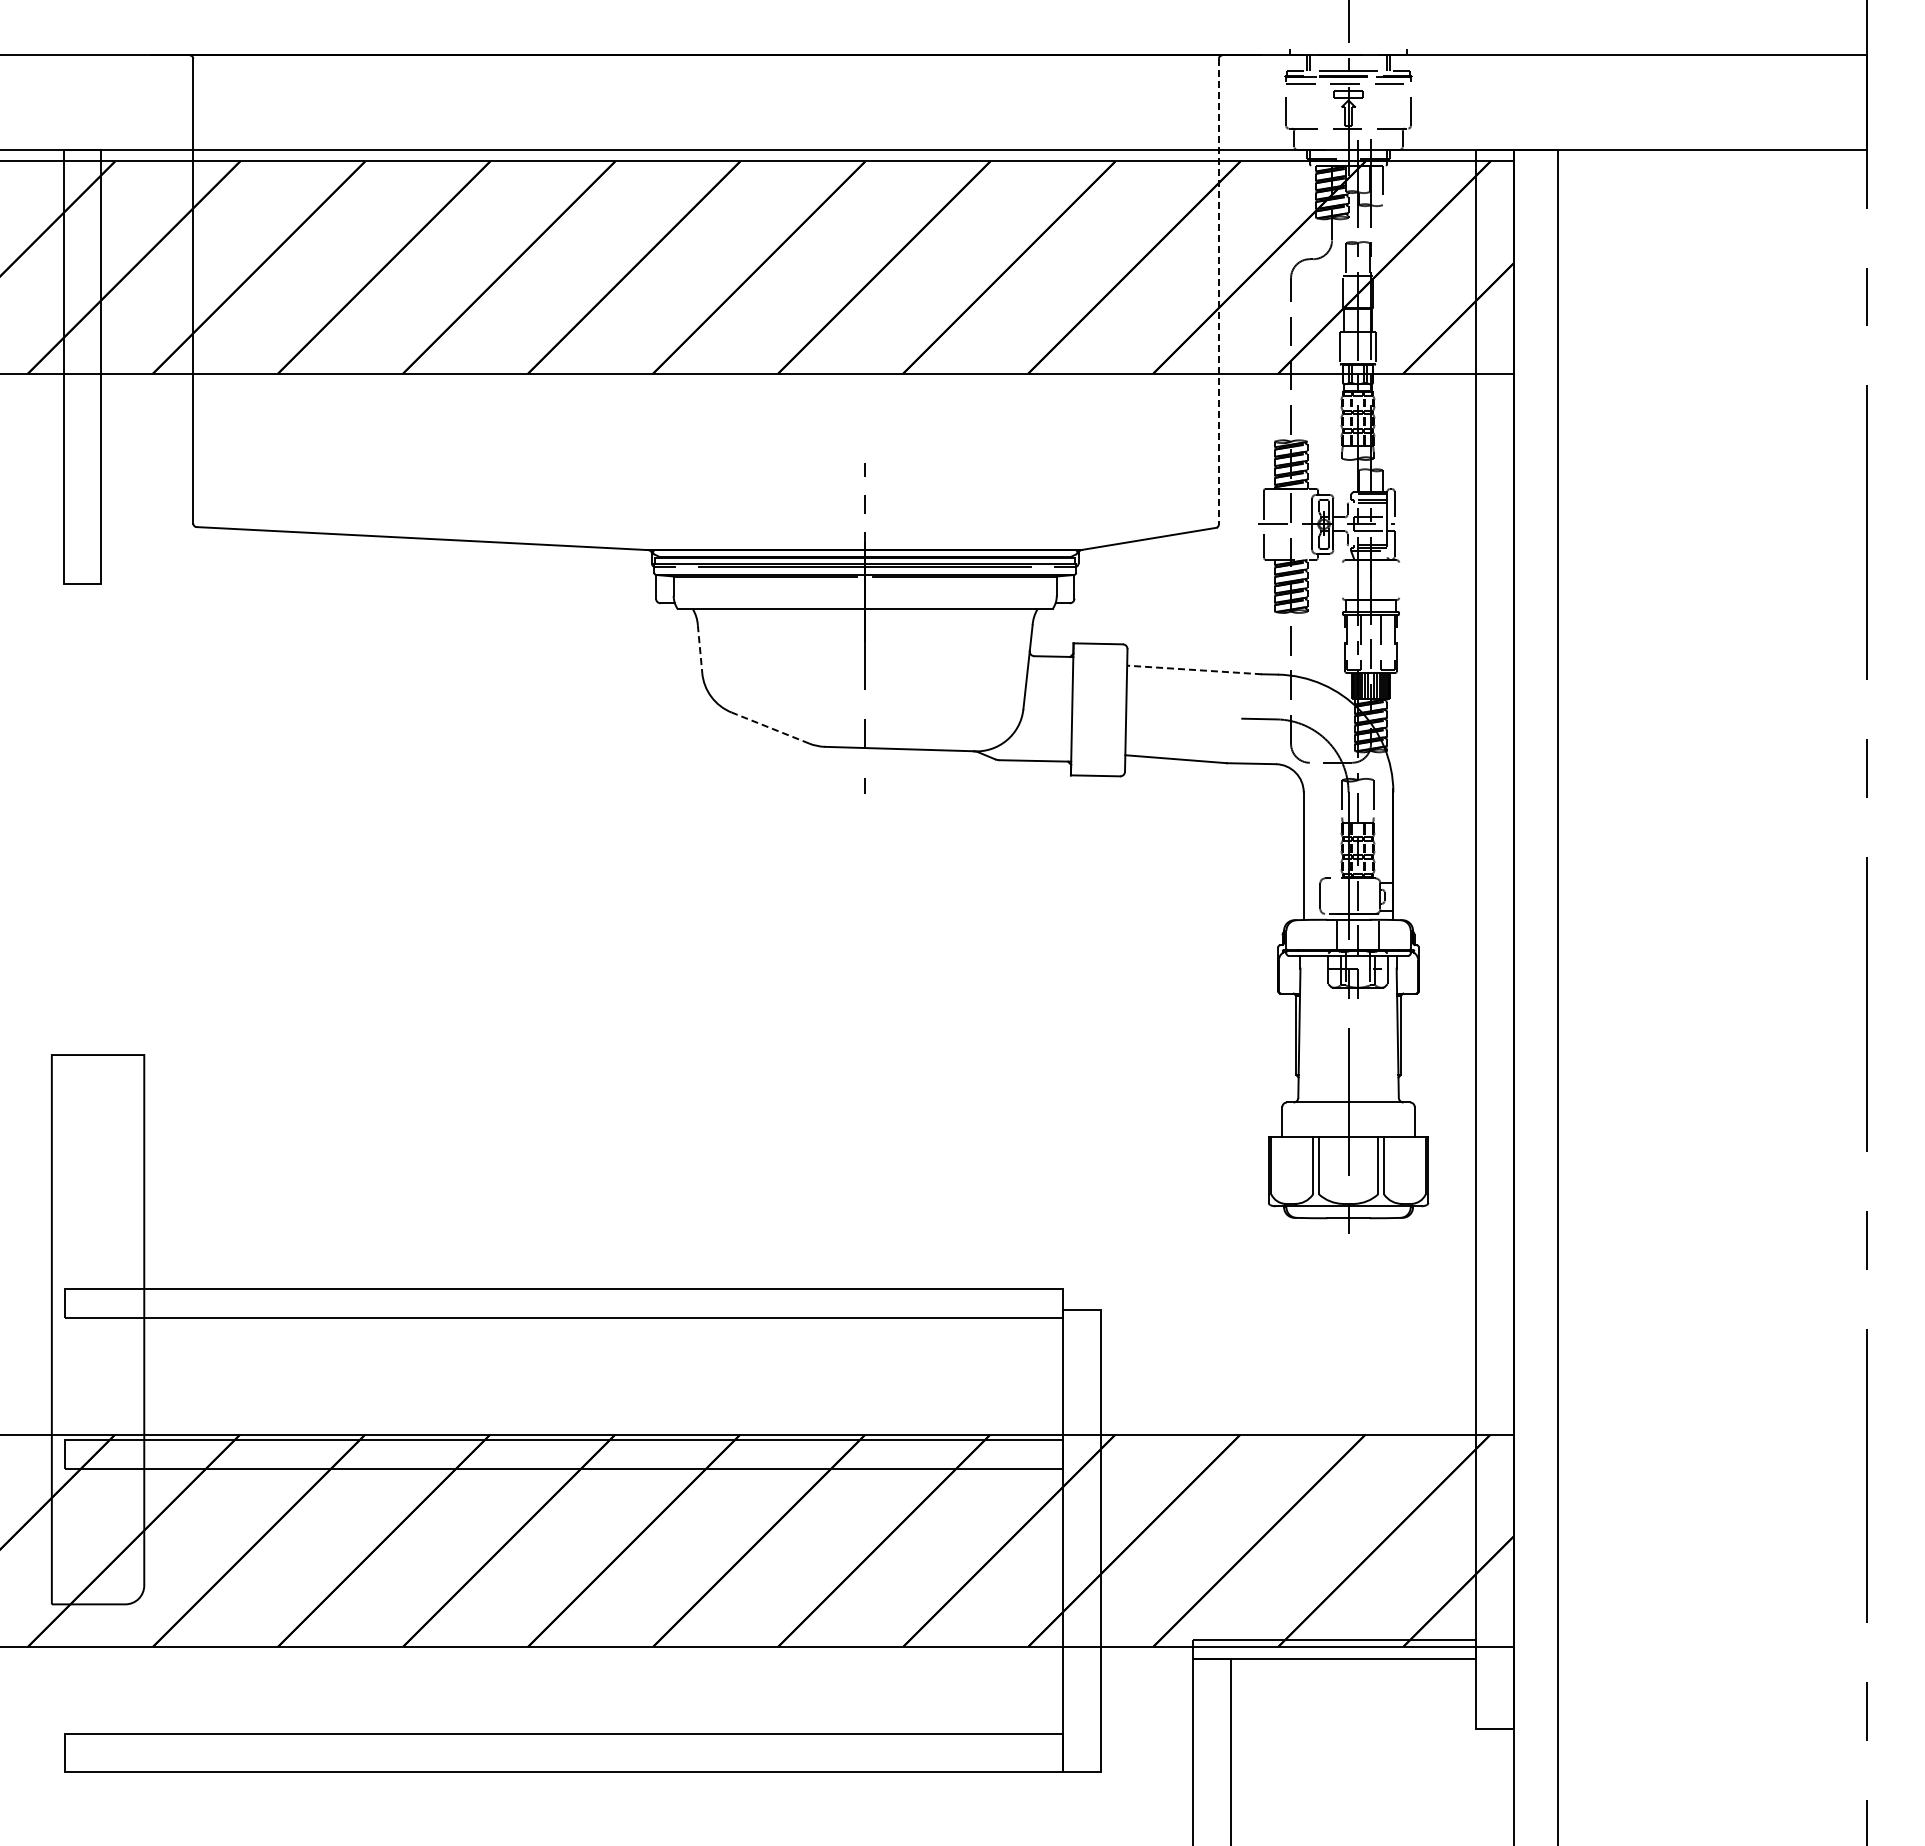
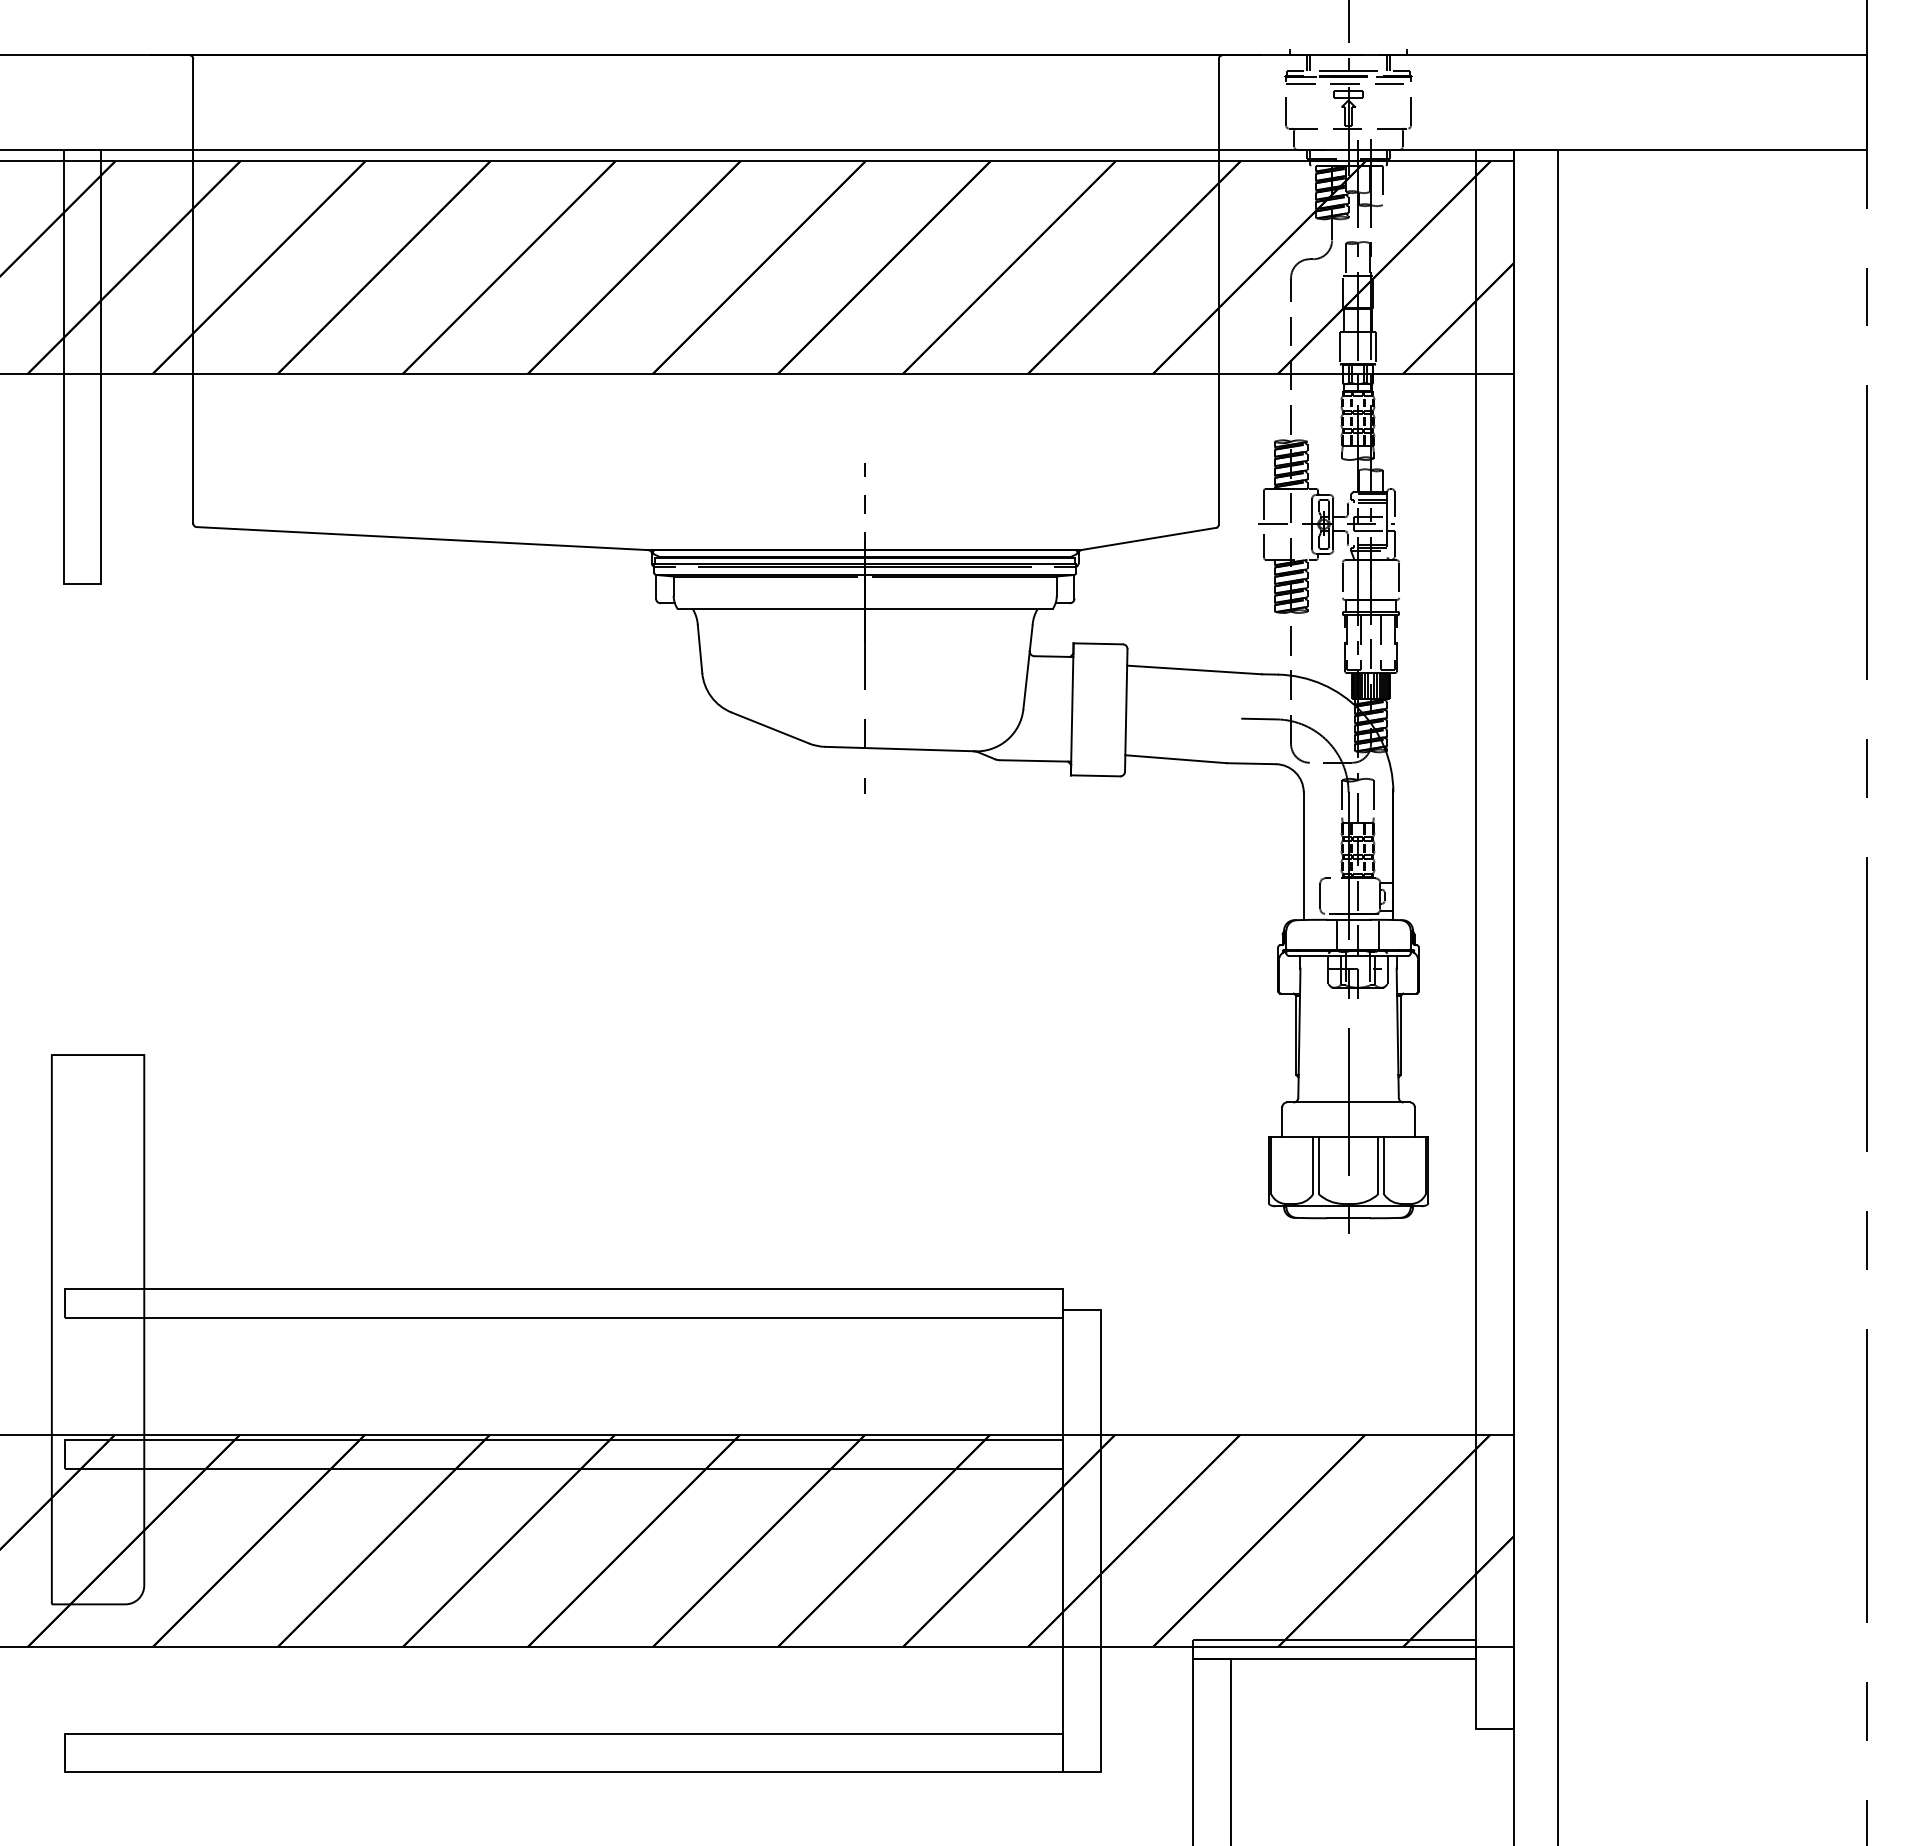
line: dashed -> solid (1218, 291)
line: none -> present (1342, 579)
line: none -> present (1399, 579)
line: dashed -> solid (700, 649)
line: dashed -> solid (1194, 669)
line: dashed -> solid (770, 728)
